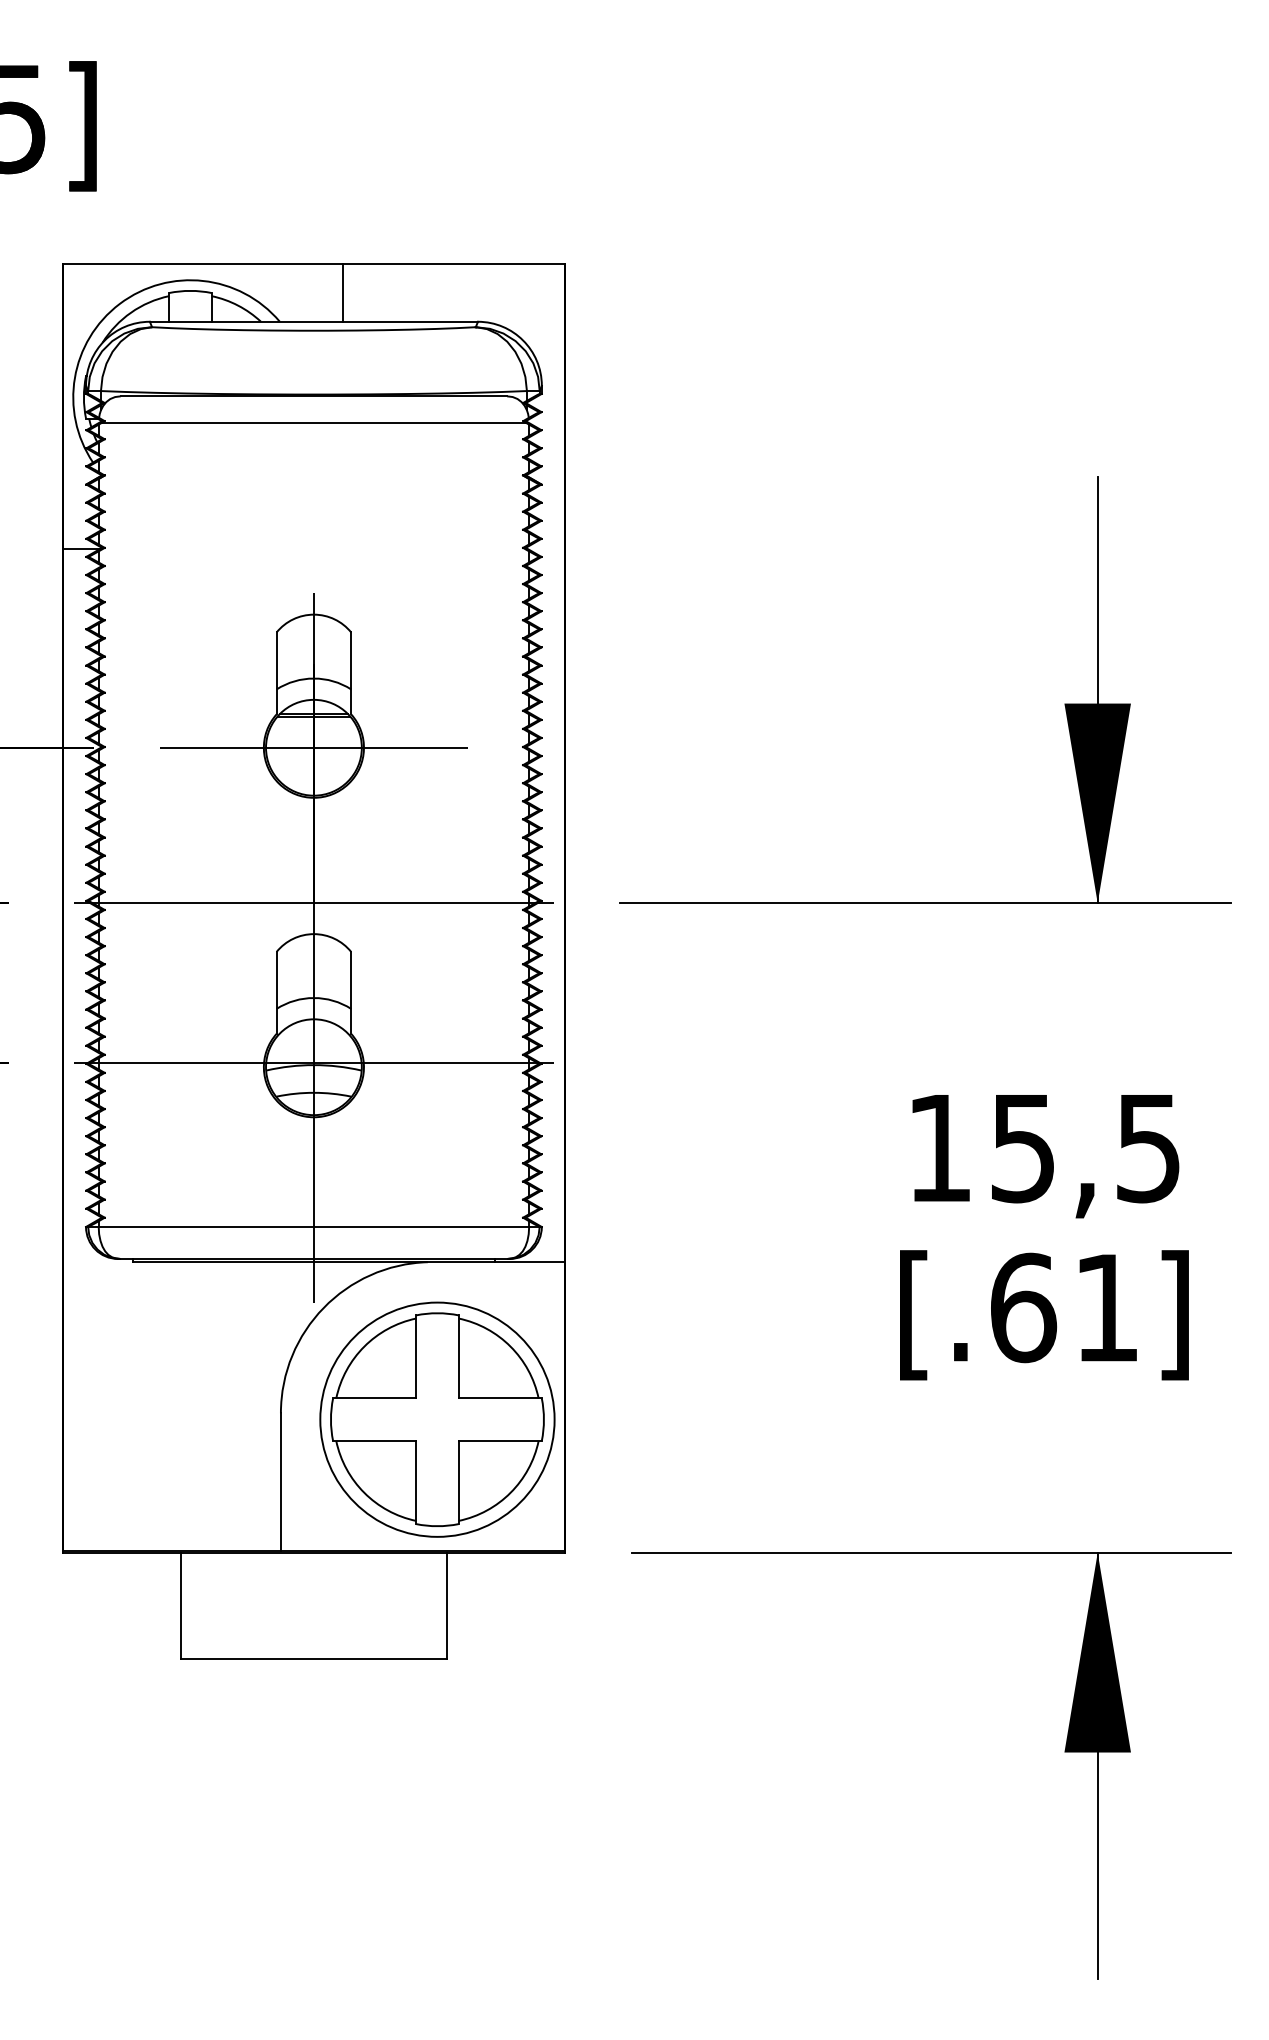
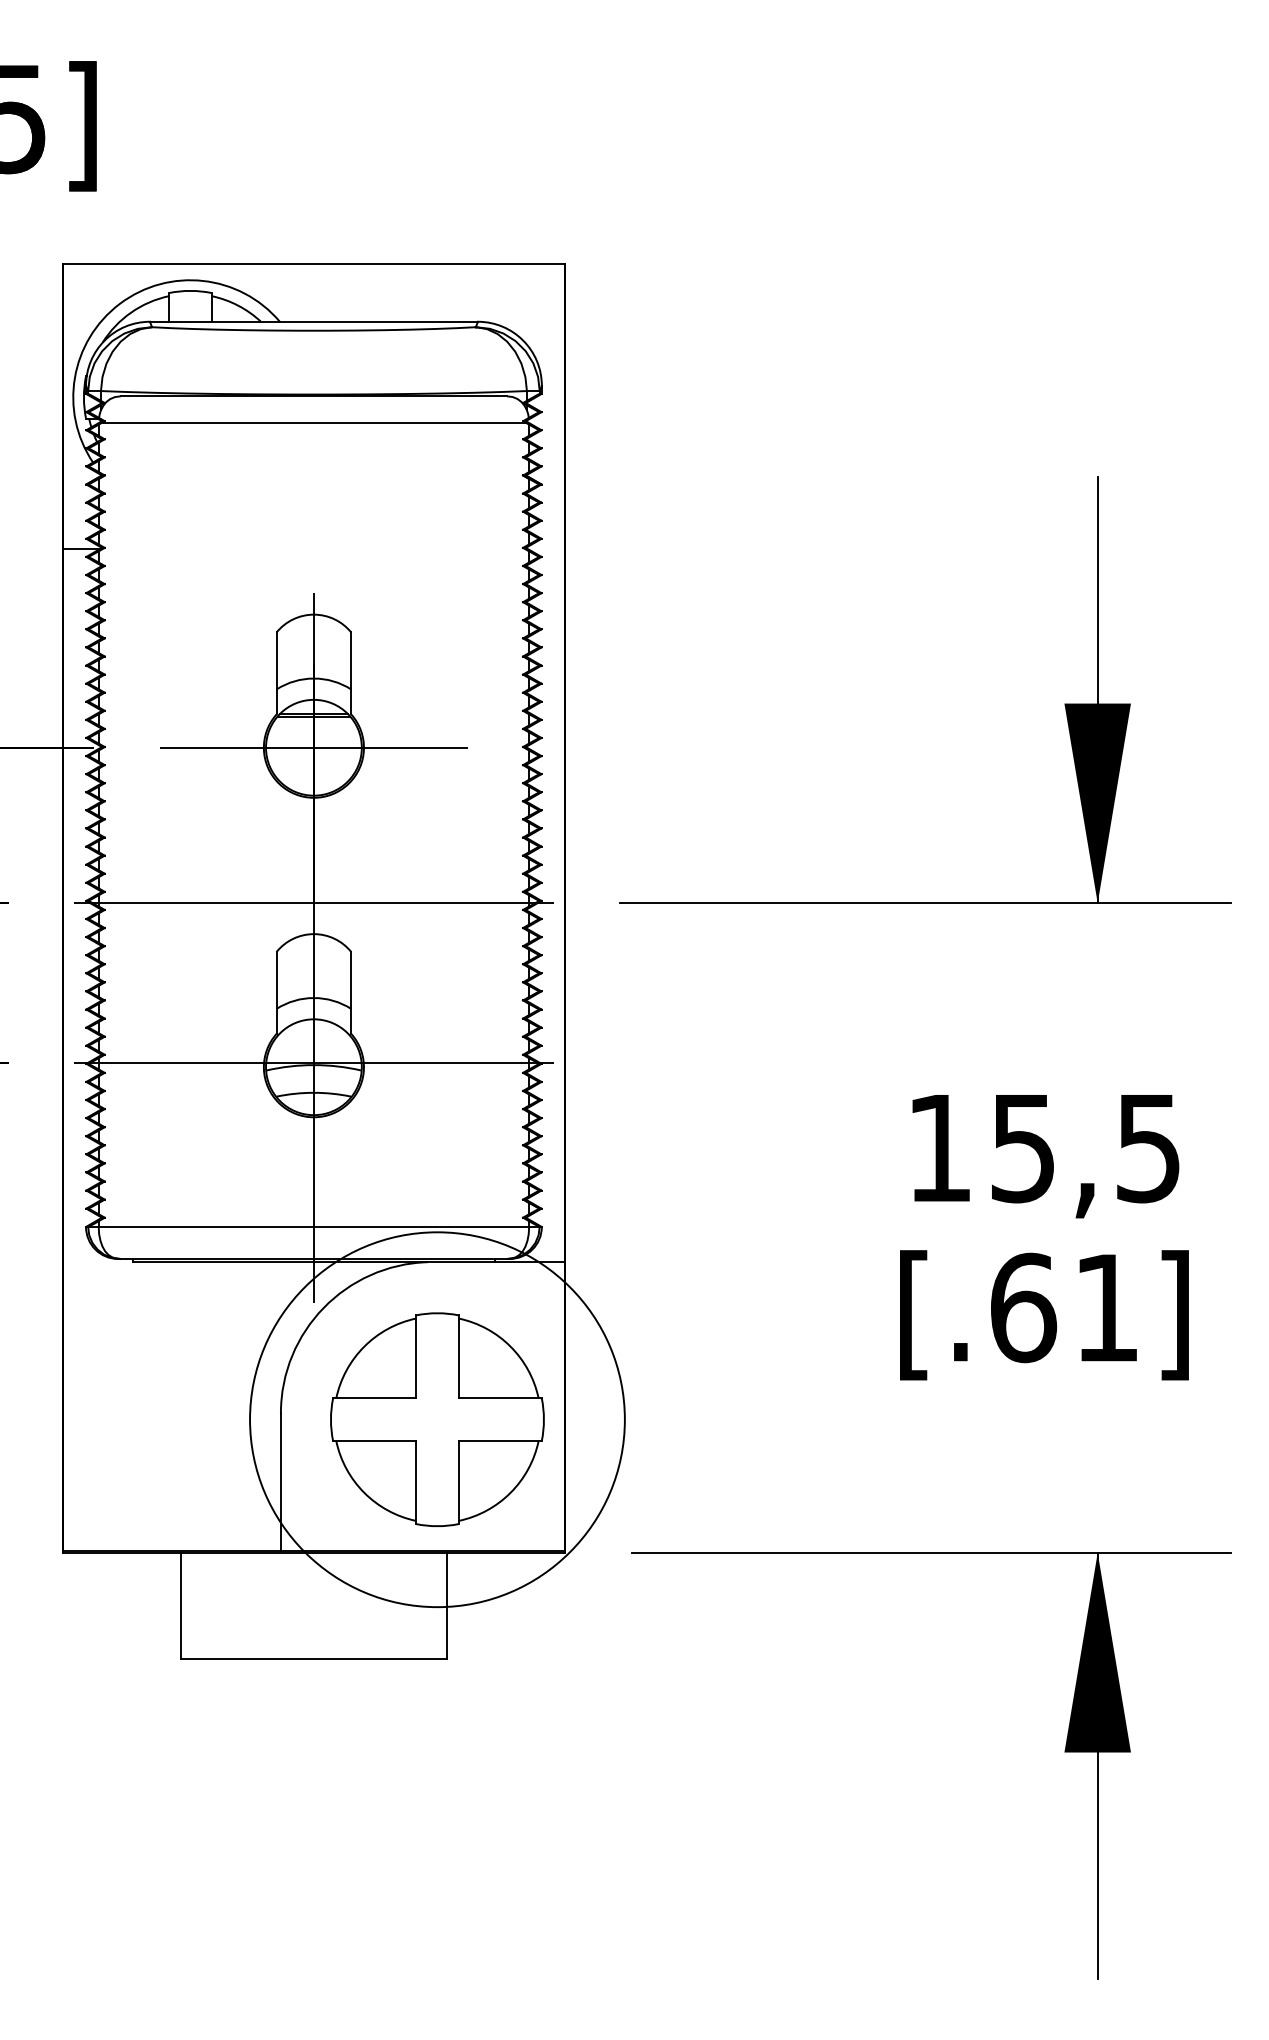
line: present -> none (342, 292)
circle diameter: 234 px -> 375 px (437, 1419)
